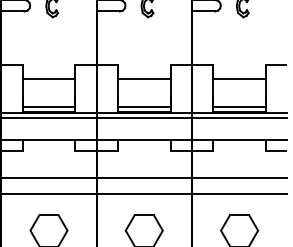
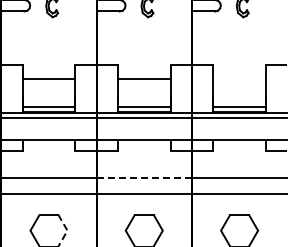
line: present -> none (239, 79)
line: solid -> dashed (144, 177)
line: solid -> dashed (67, 230)
